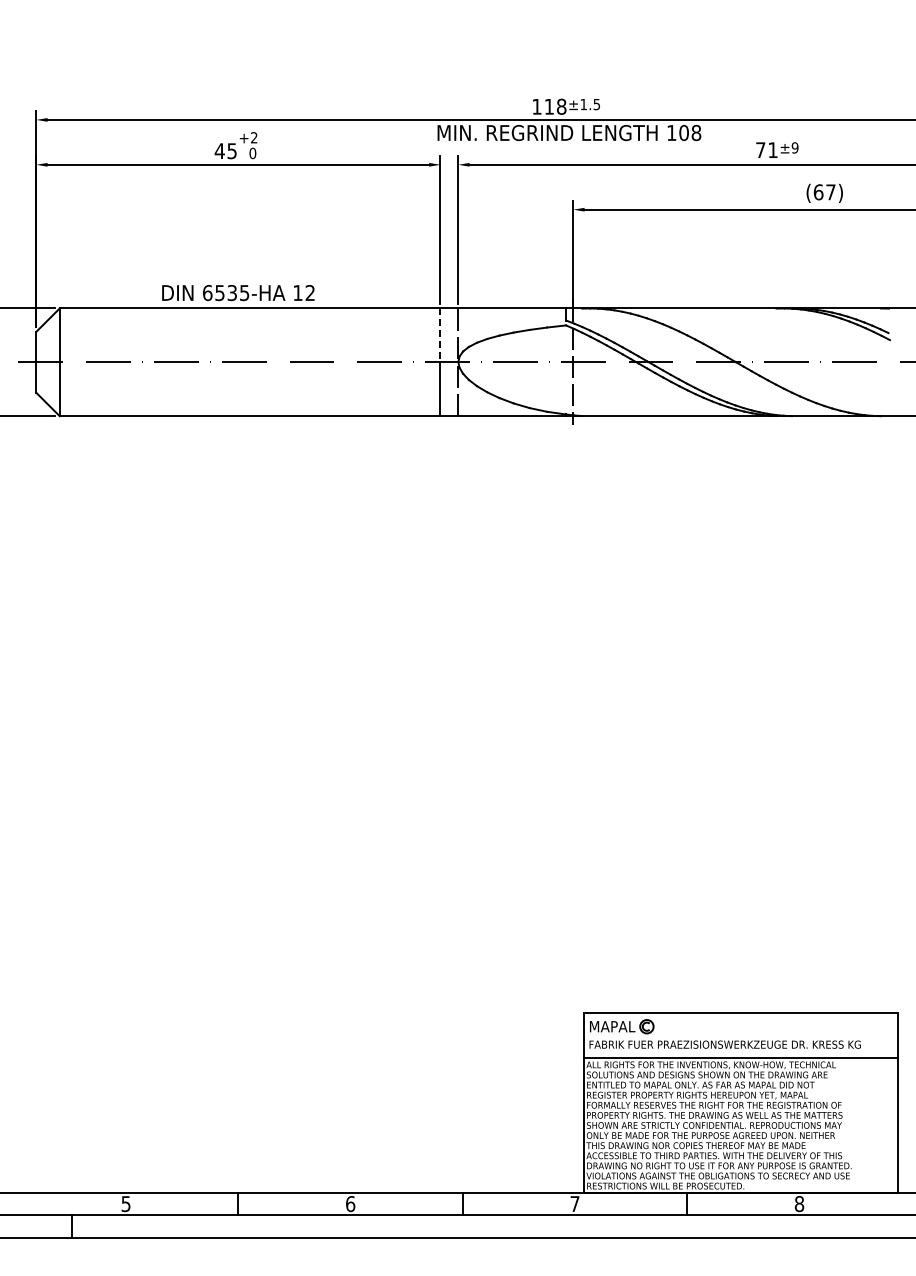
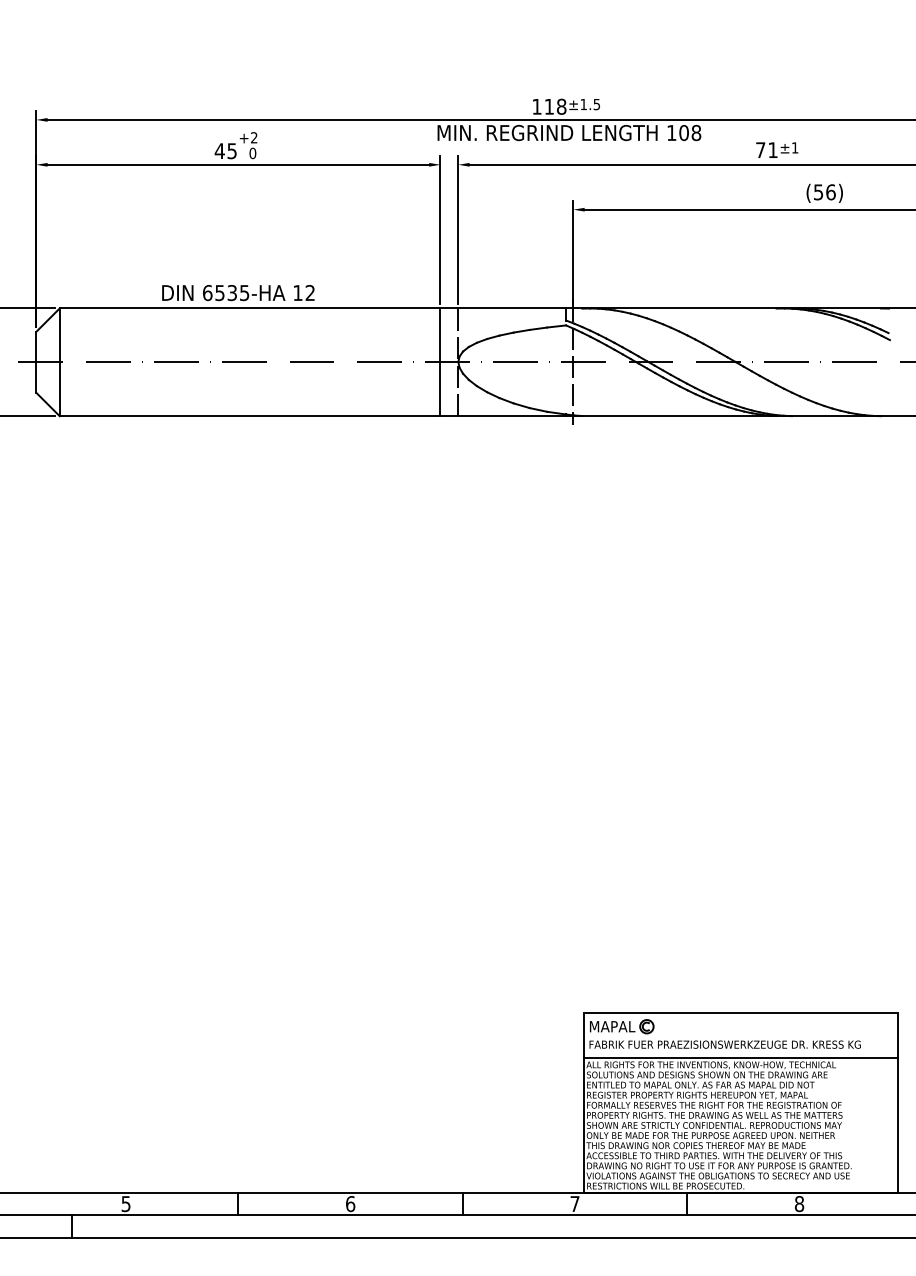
text: ±9 -> ±1 (794, 147)
text: (67) -> (56) (824, 192)
line: dashed -> solid (440, 335)
